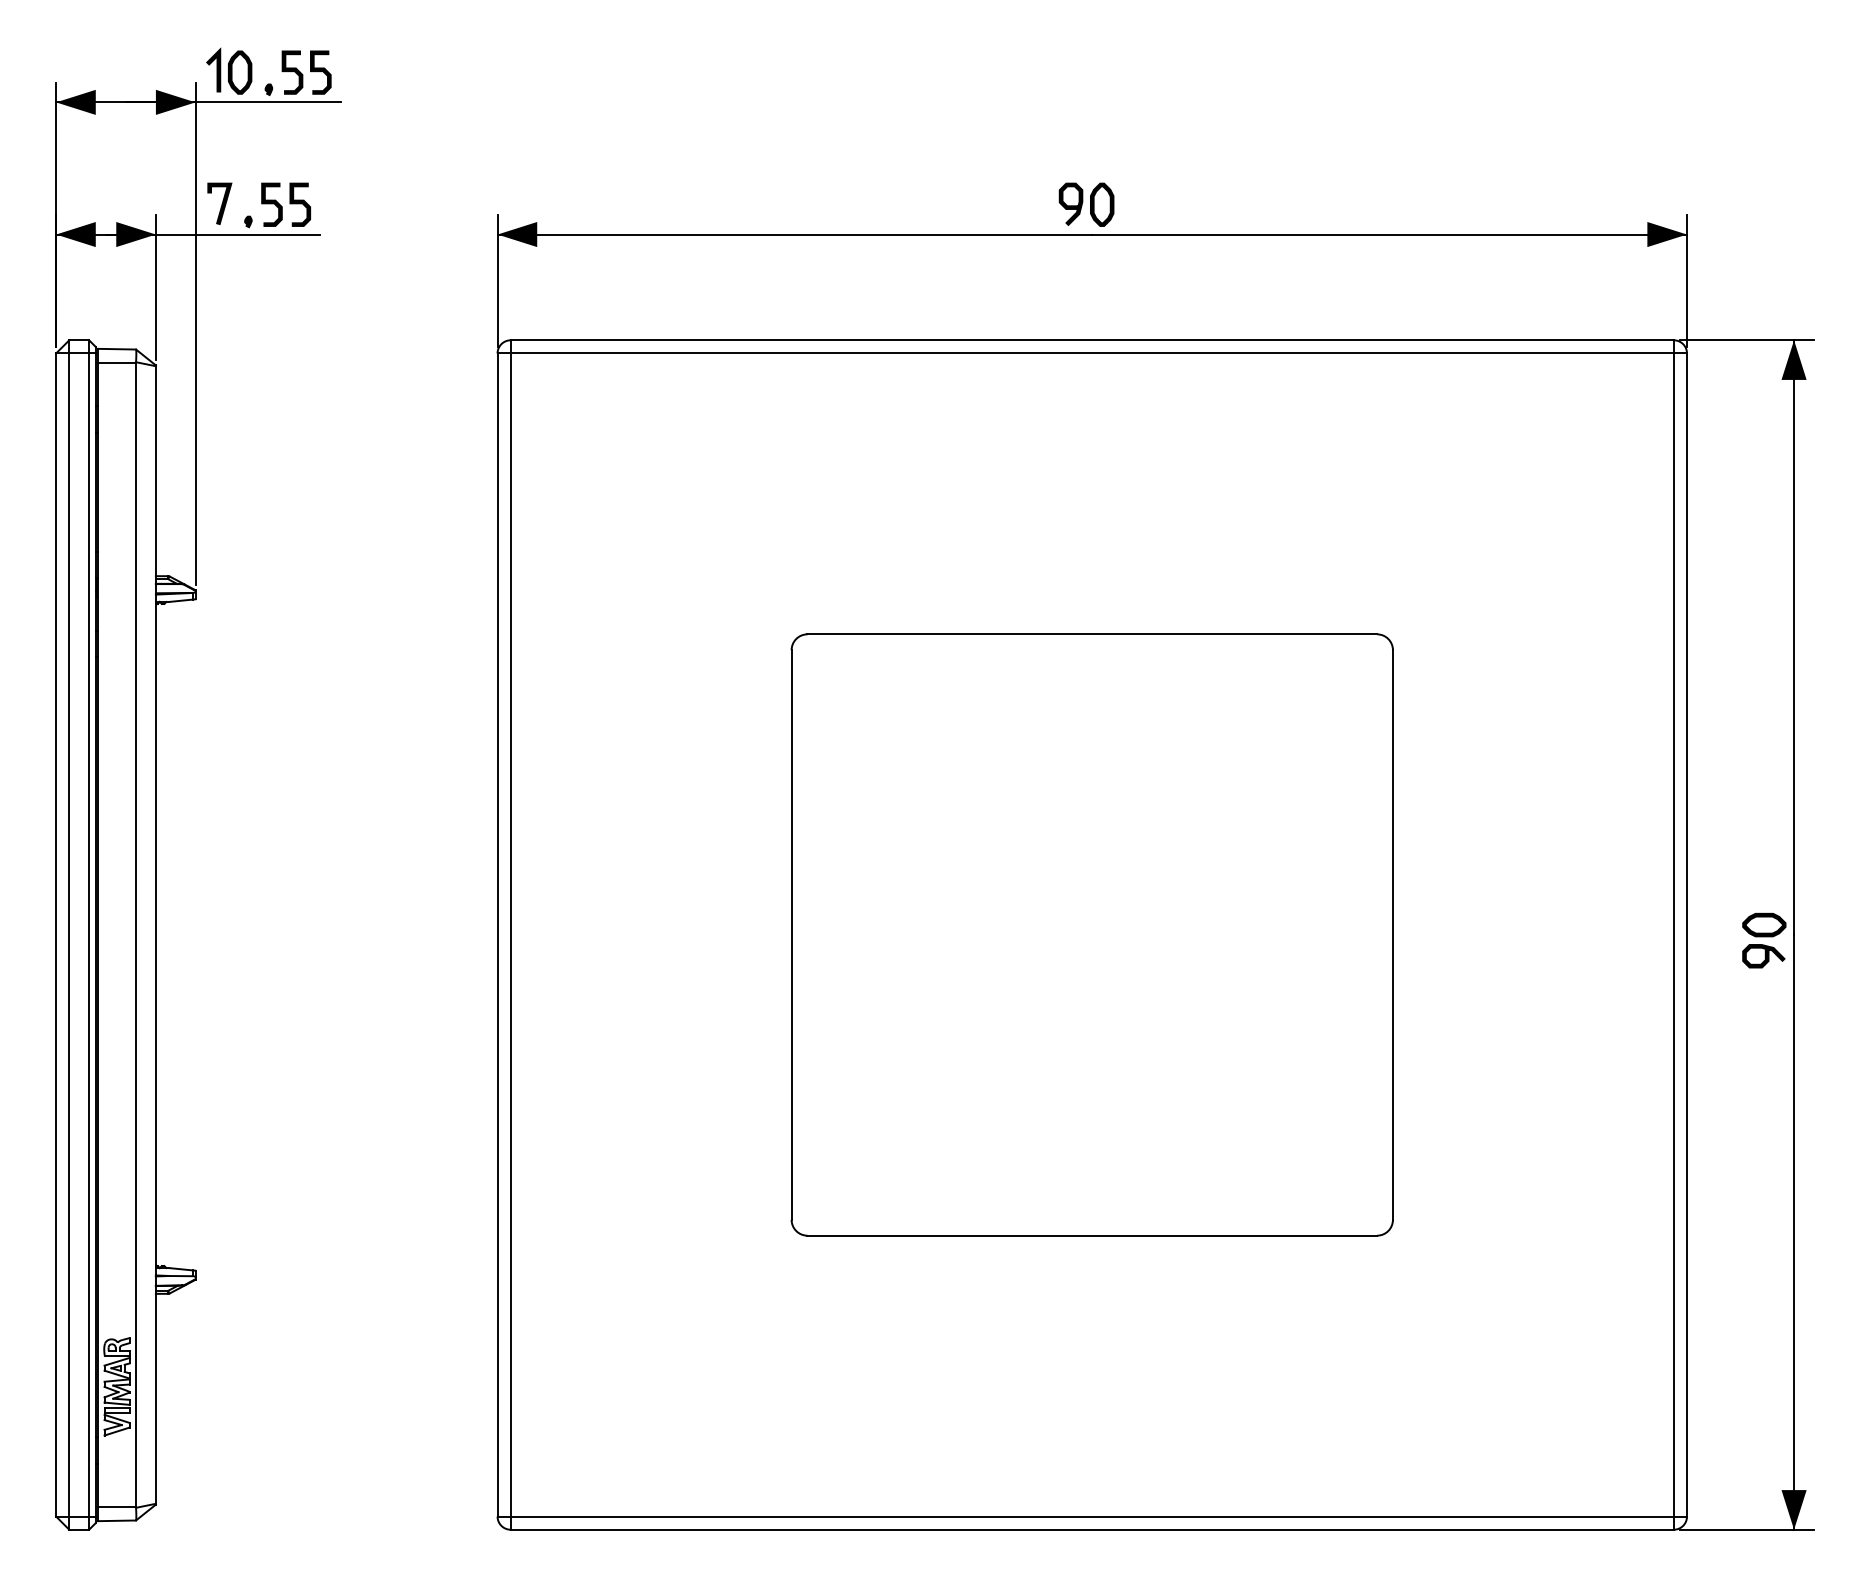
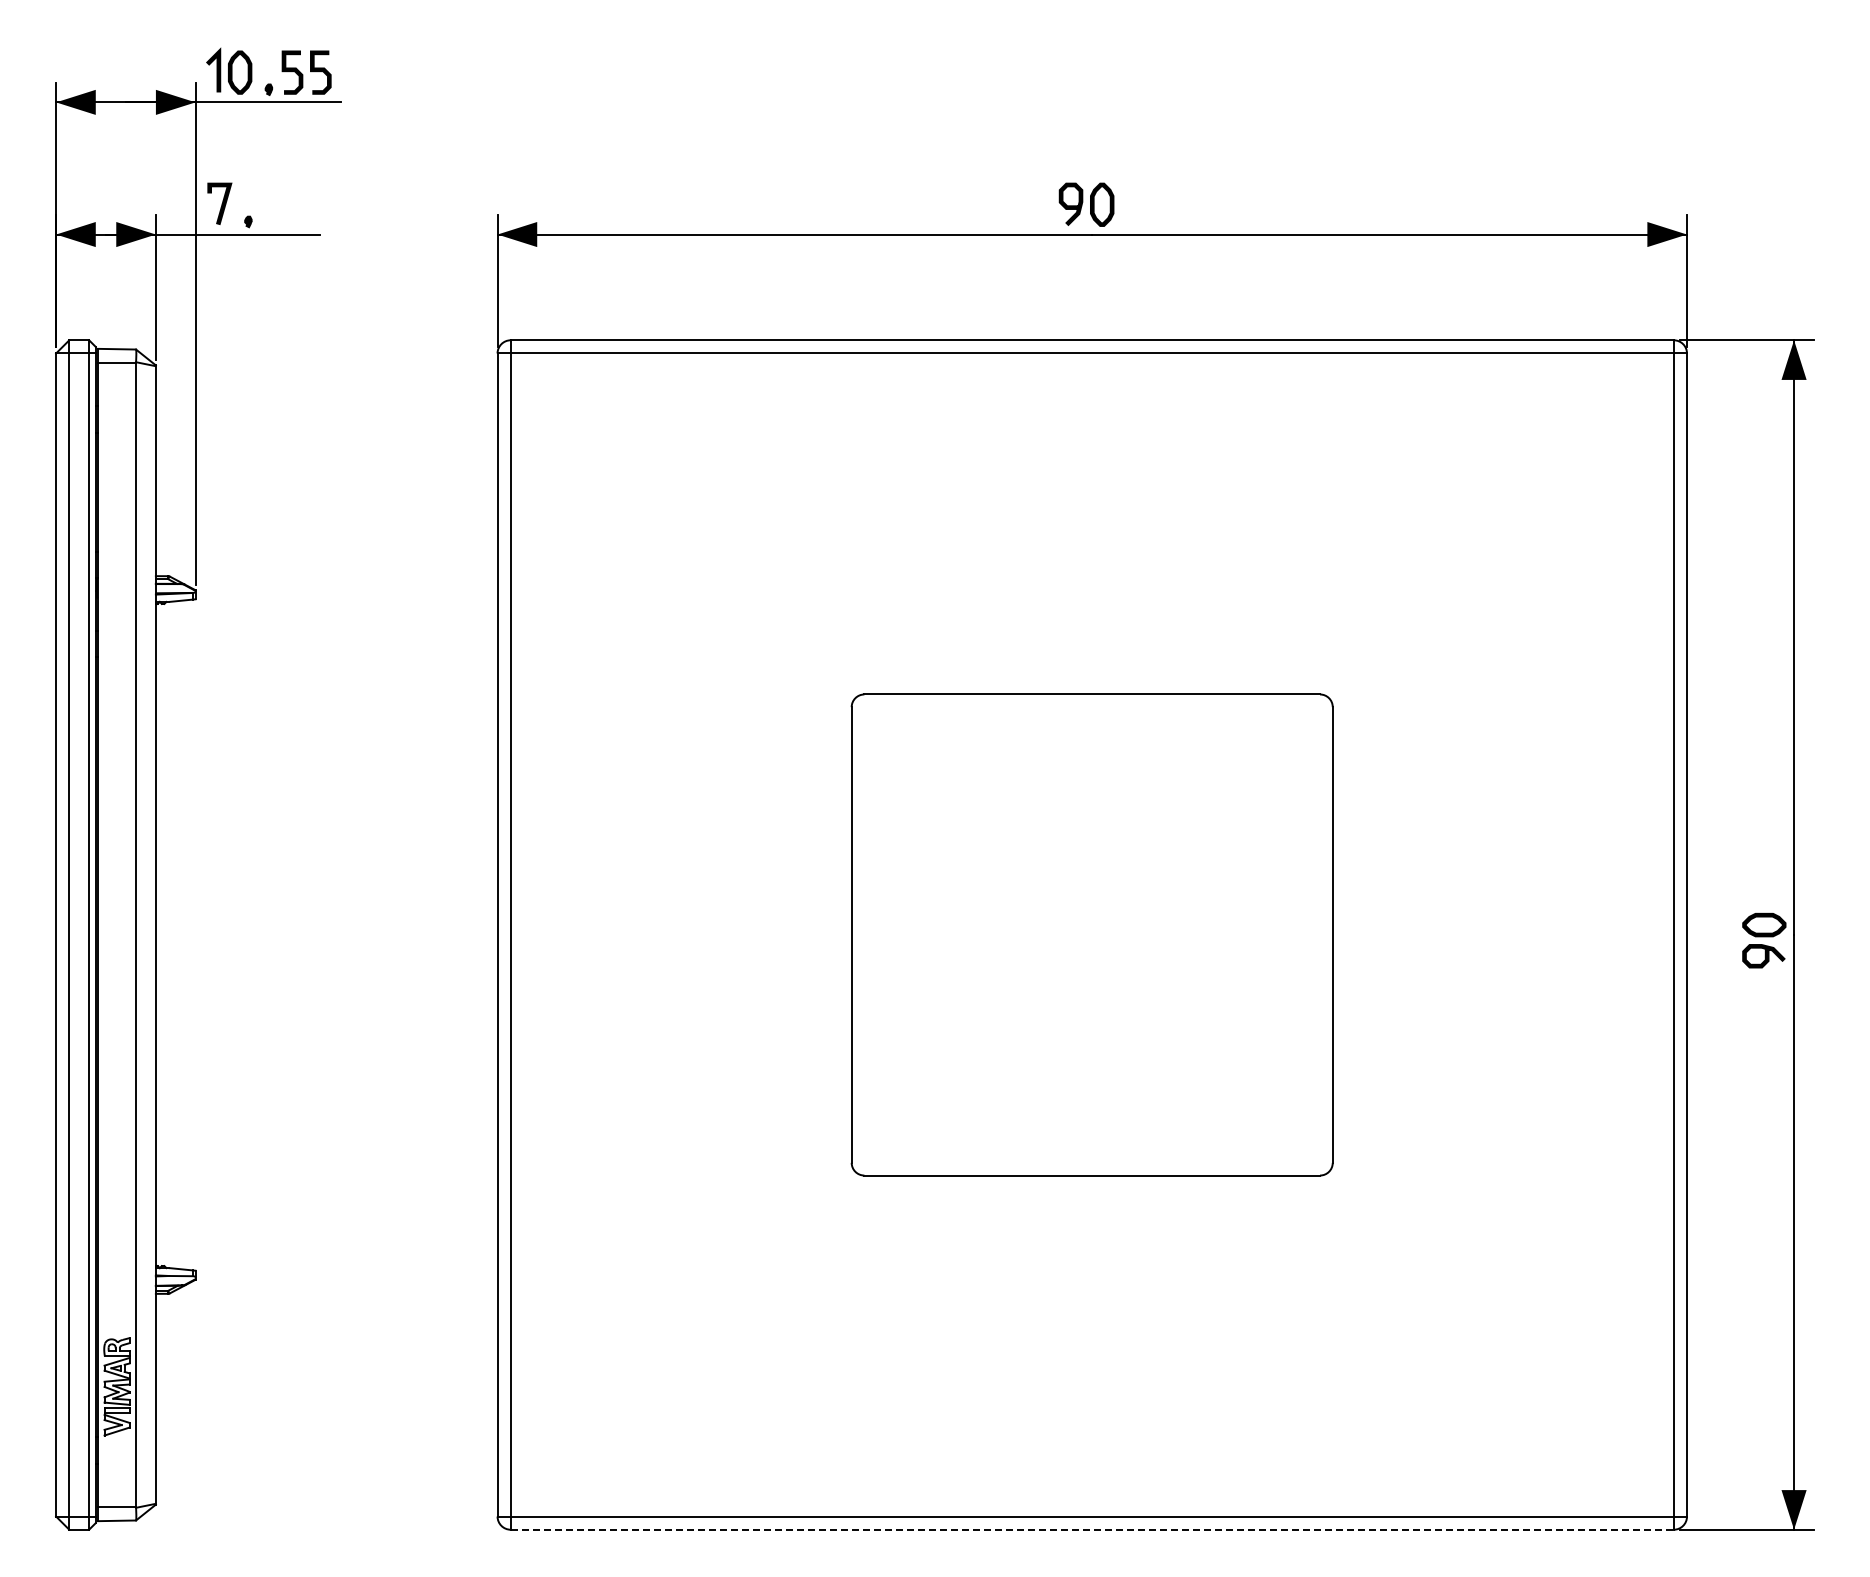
part: present -> none (286, 204)
part size: 604x604 px -> 484x484 px (1091, 934)
line: solid -> dashed (1092, 1529)
